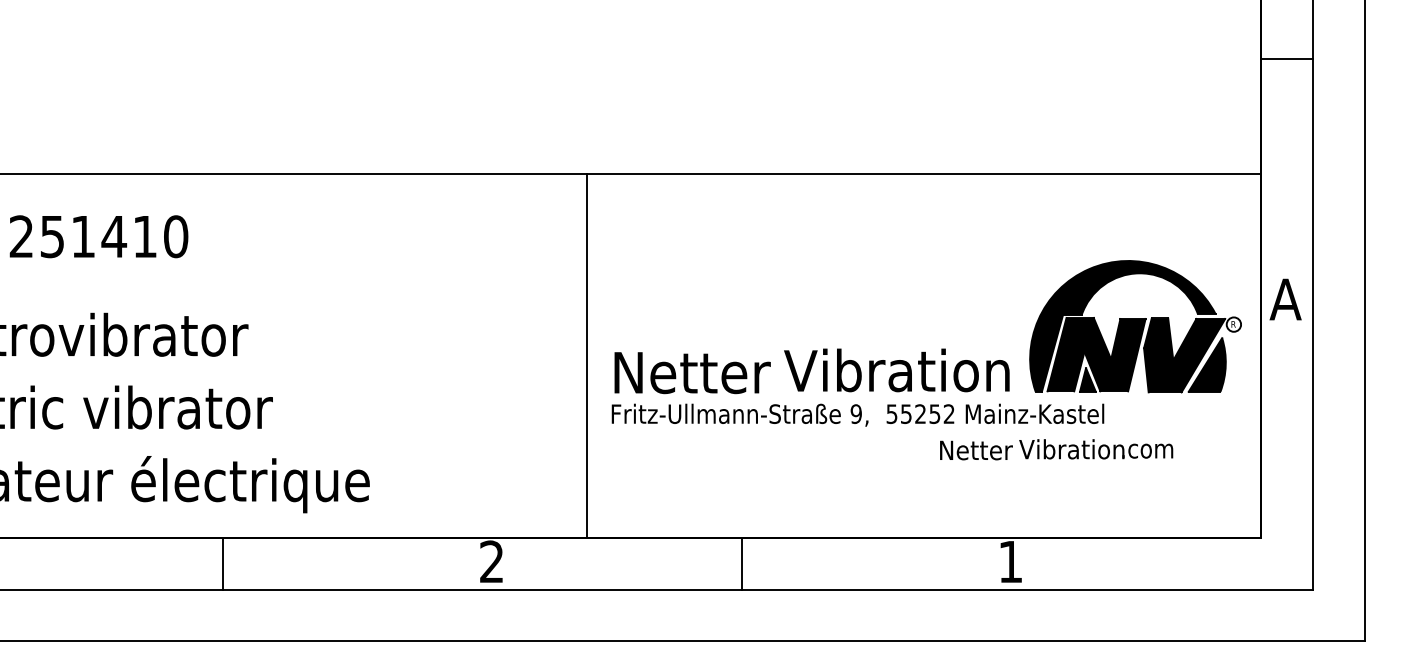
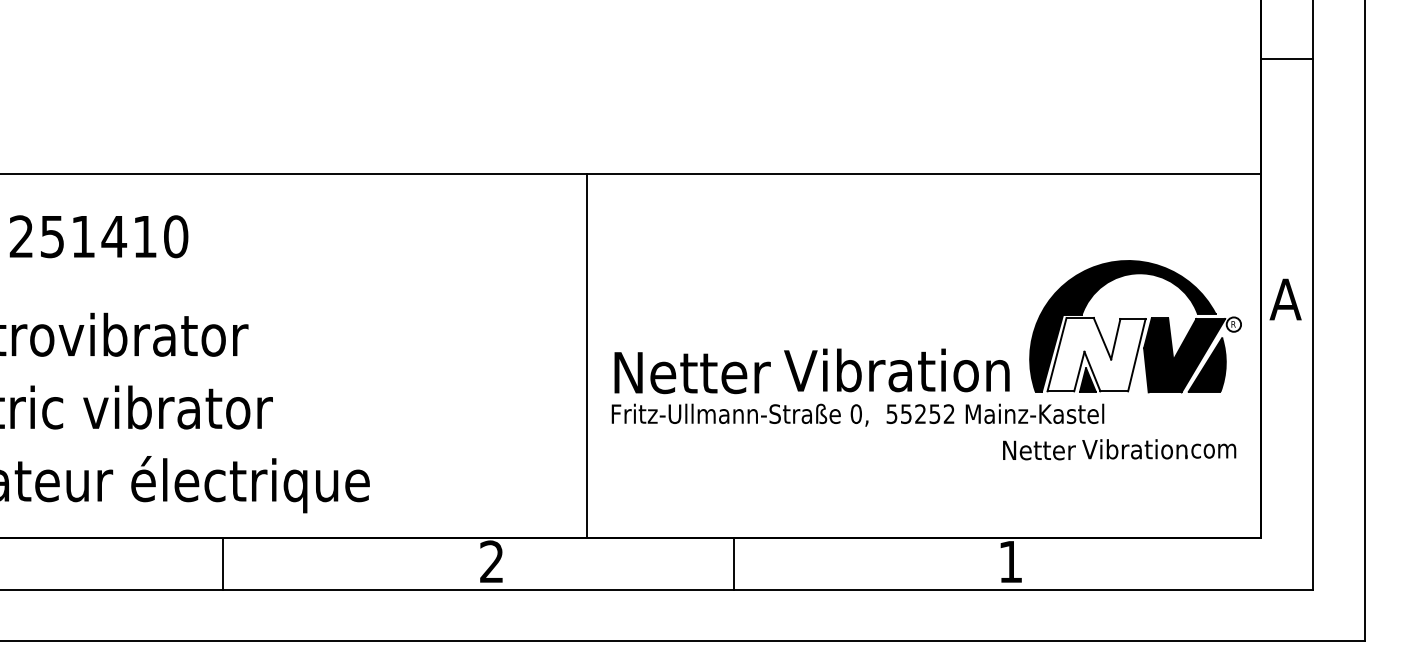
fill: present -> none (1096, 354)
text: 9, -> 0, (855, 413)
text position: (1056, 449) -> (1119, 449) (1119, 449)
line position: (742, 563) -> (734, 563) (734, 563)
